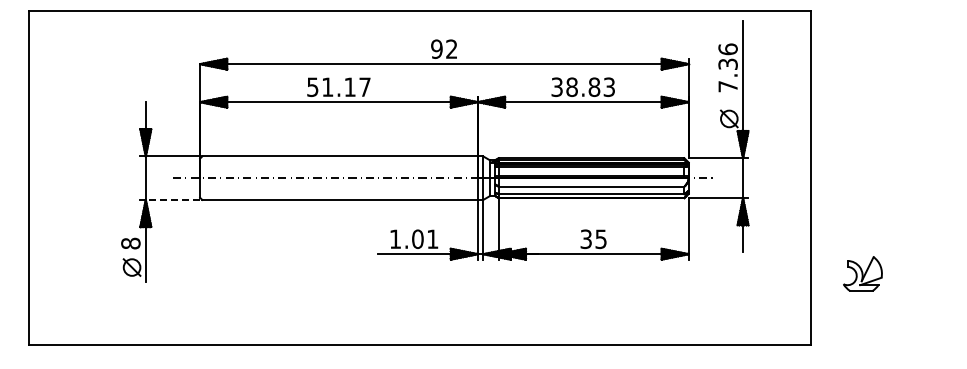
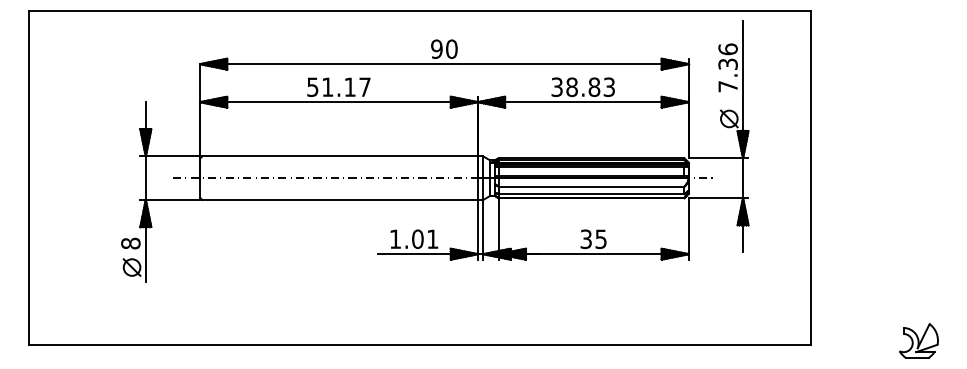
text: 92 -> 90 (451, 48)
line: dashed -> solid (172, 199)
part position: (862, 273) -> (918, 340) (918, 340)
